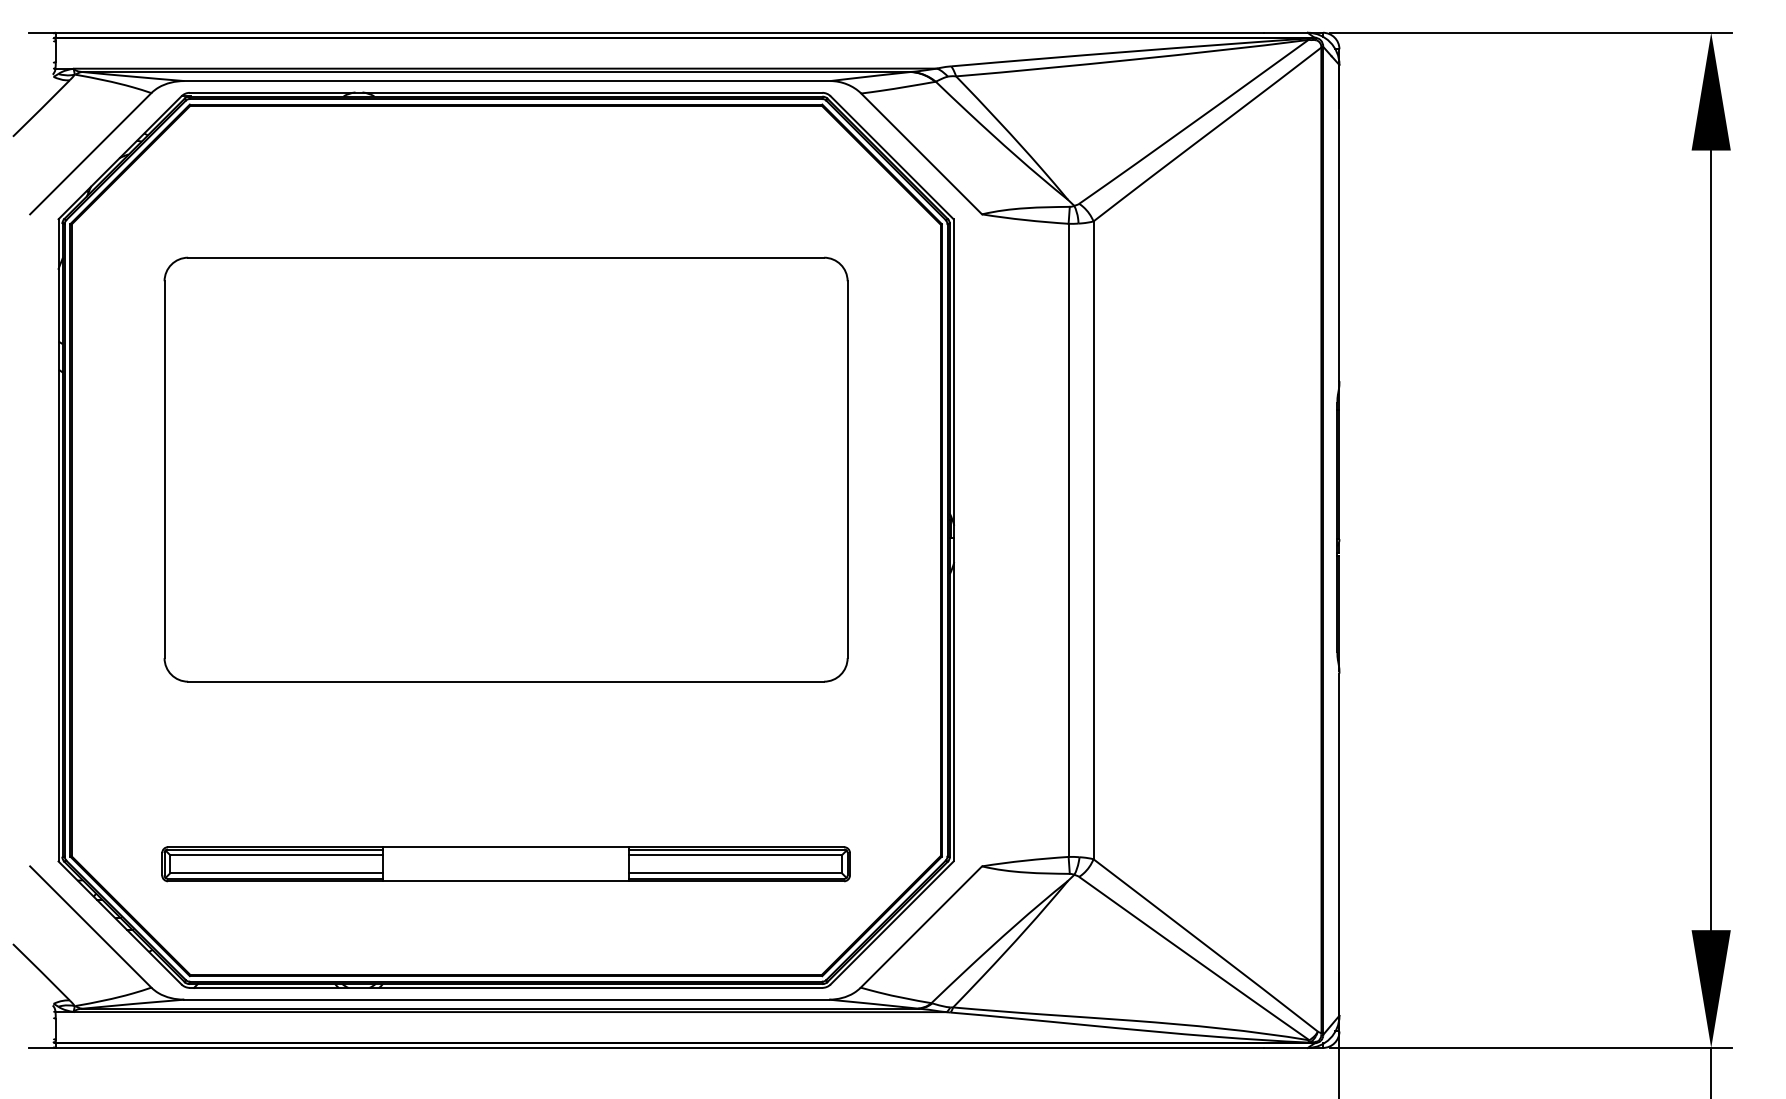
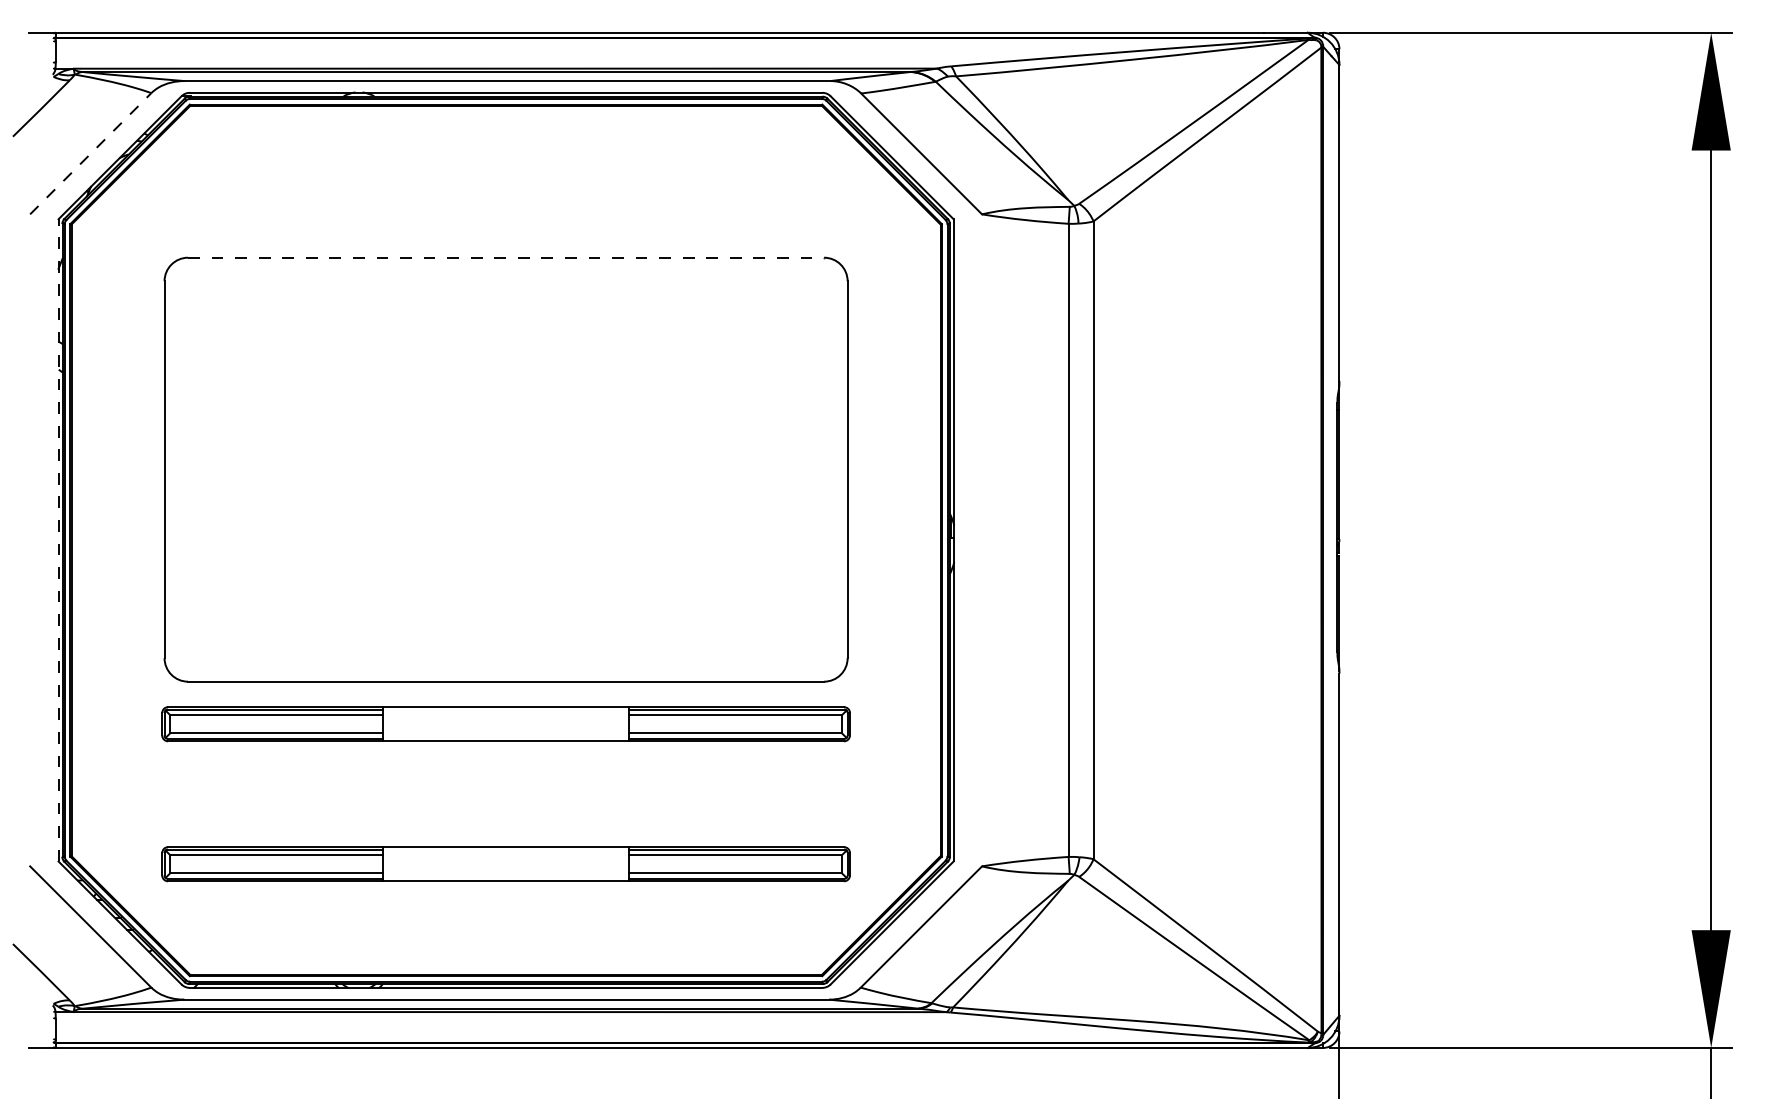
line: solid -> dashed (90, 153)
line: solid -> dashed (506, 257)
line: solid -> dashed (58, 539)
part: none -> present (505, 724)
